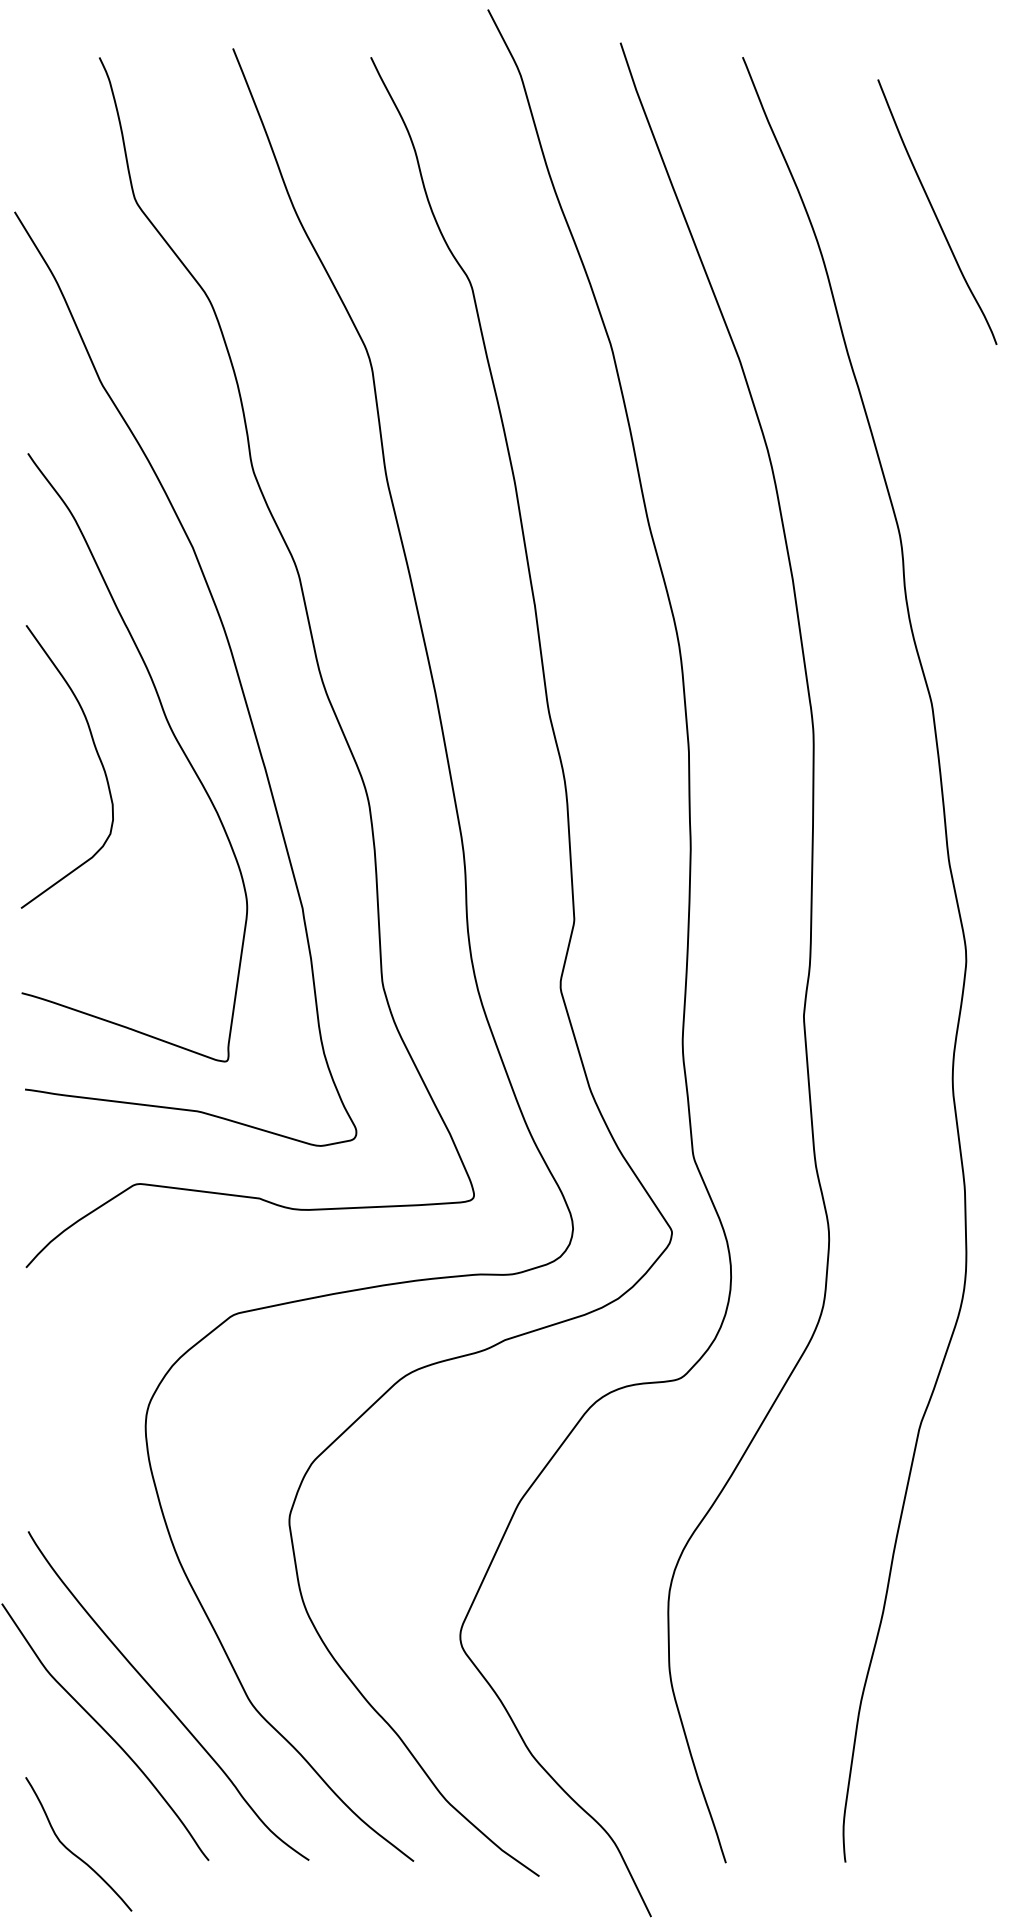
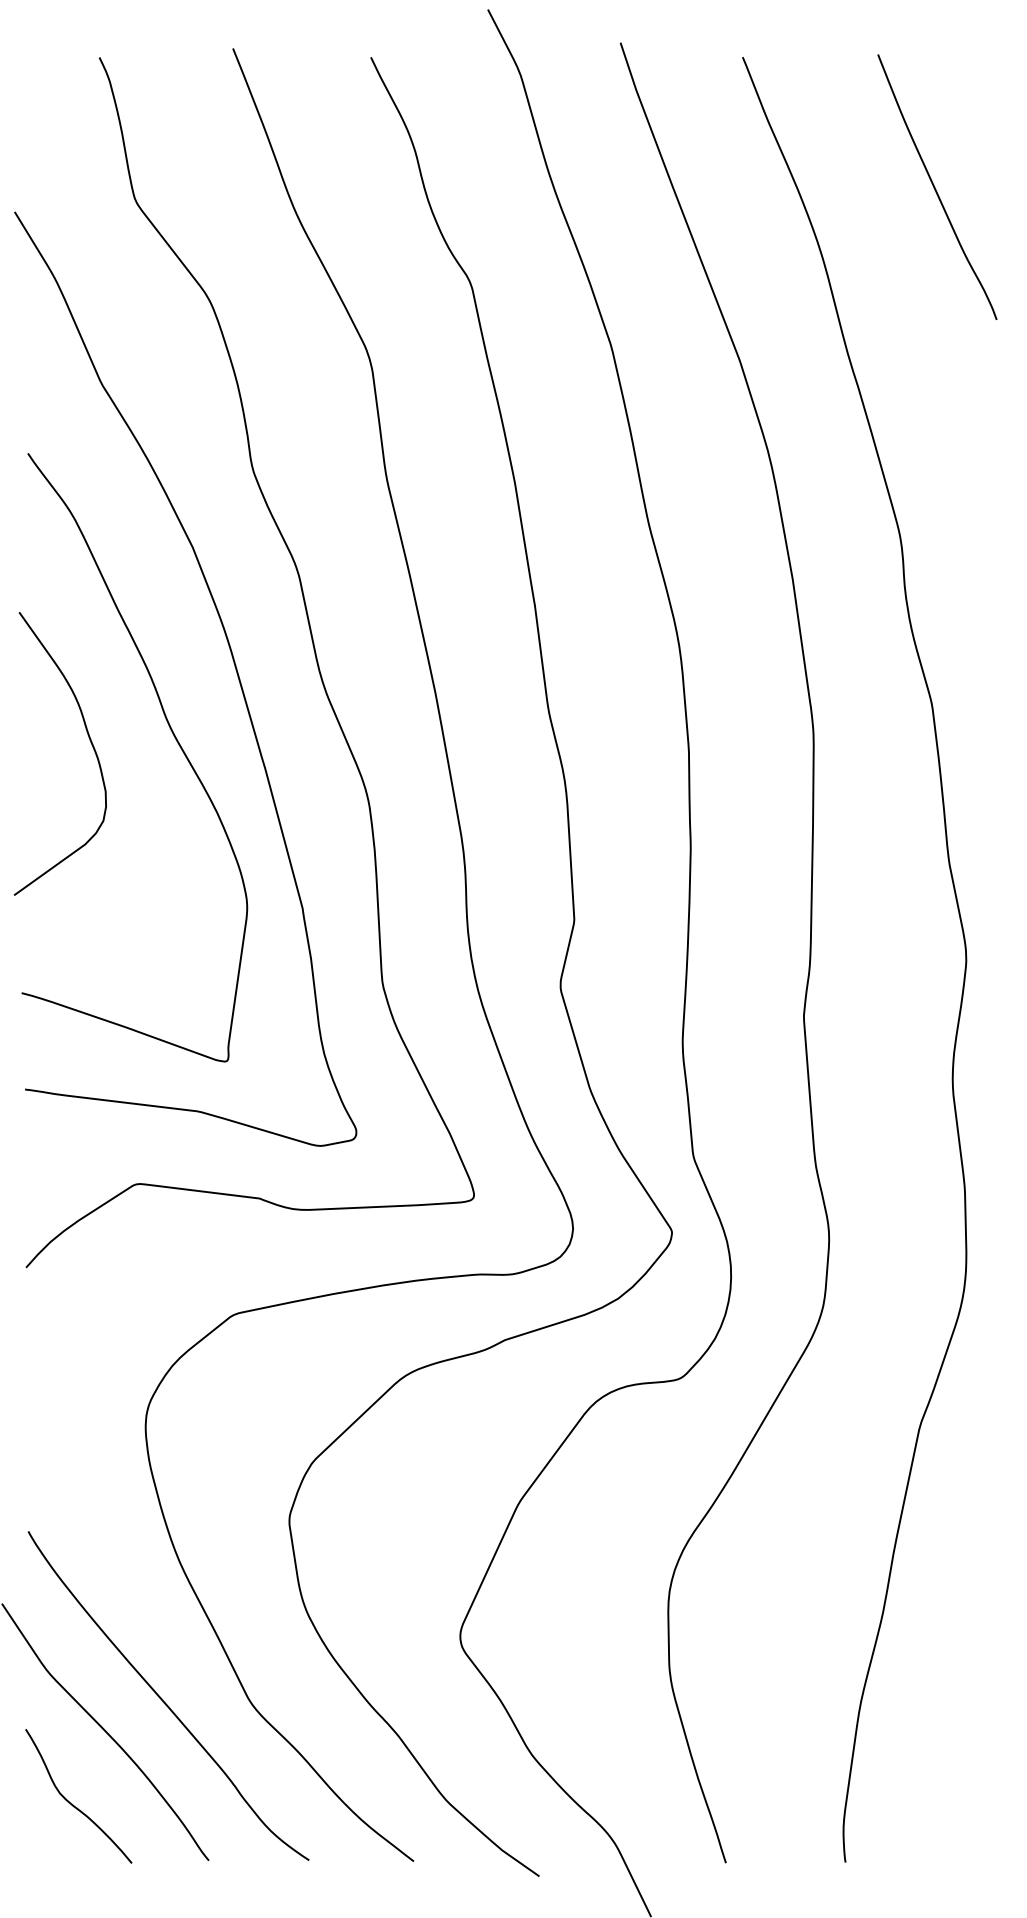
curve position: (935, 212) -> (935, 187) (935, 187)
curve position: (96, 753) -> (89, 740) (89, 740)
curve position: (72, 1851) -> (72, 1803) (72, 1803)
